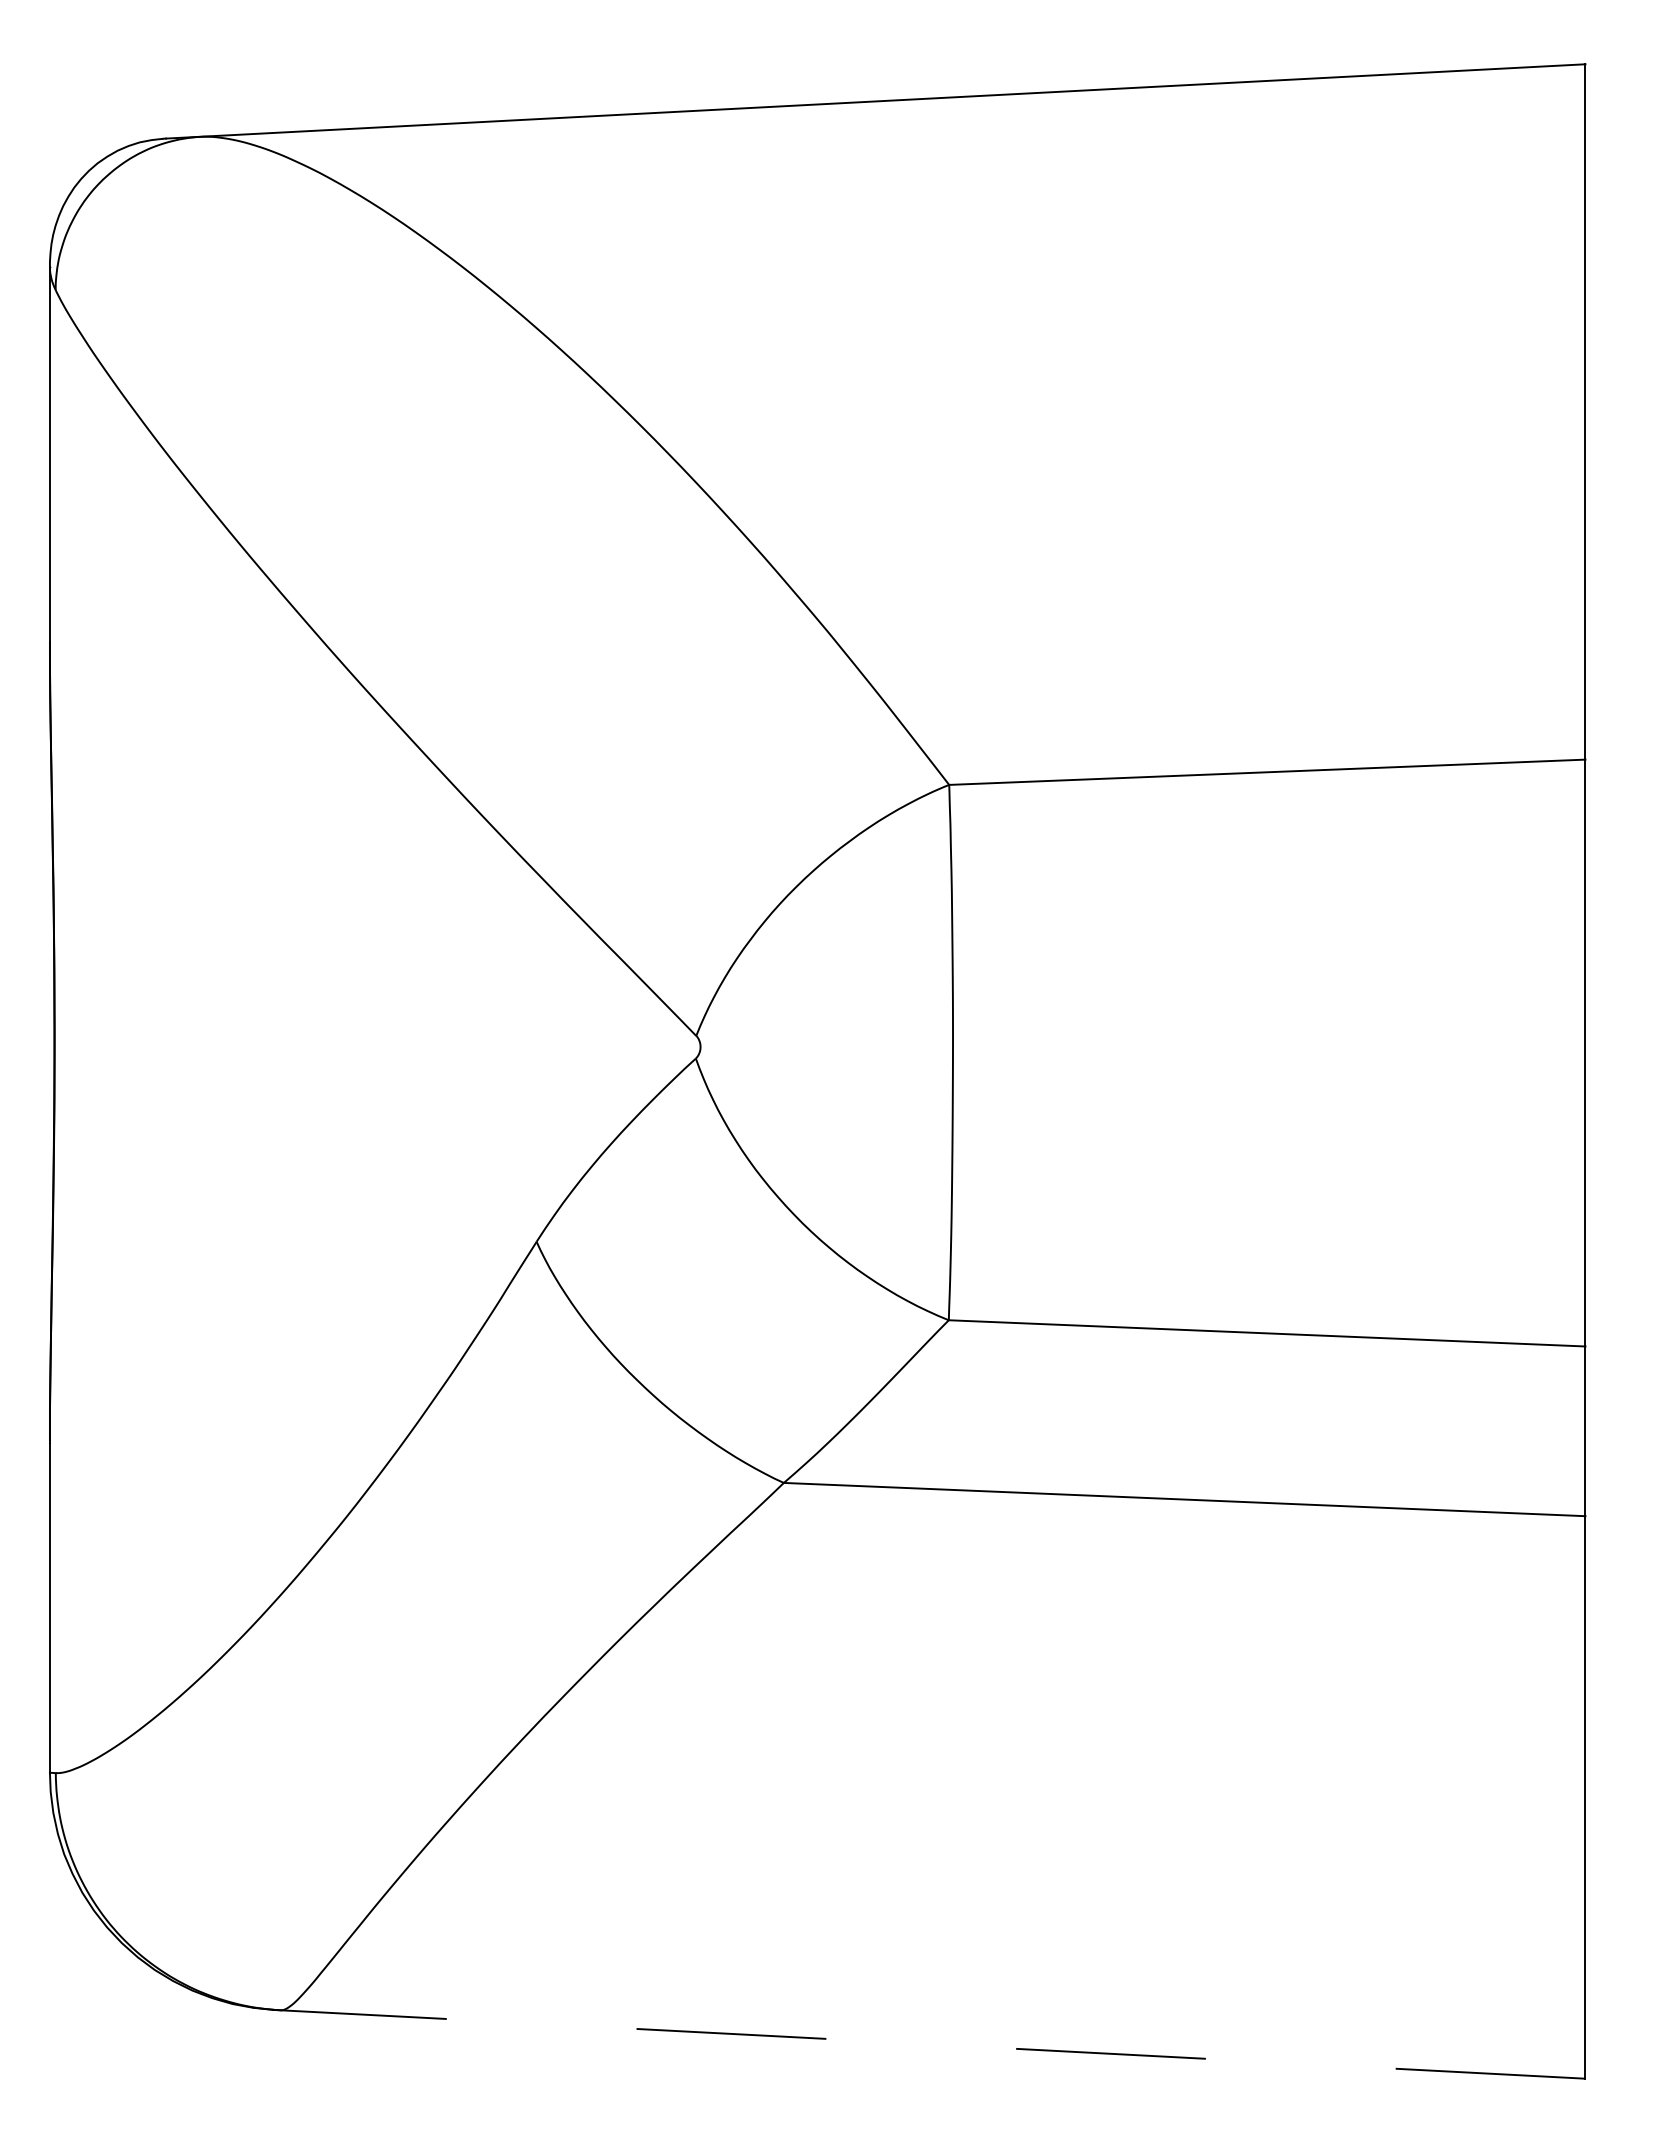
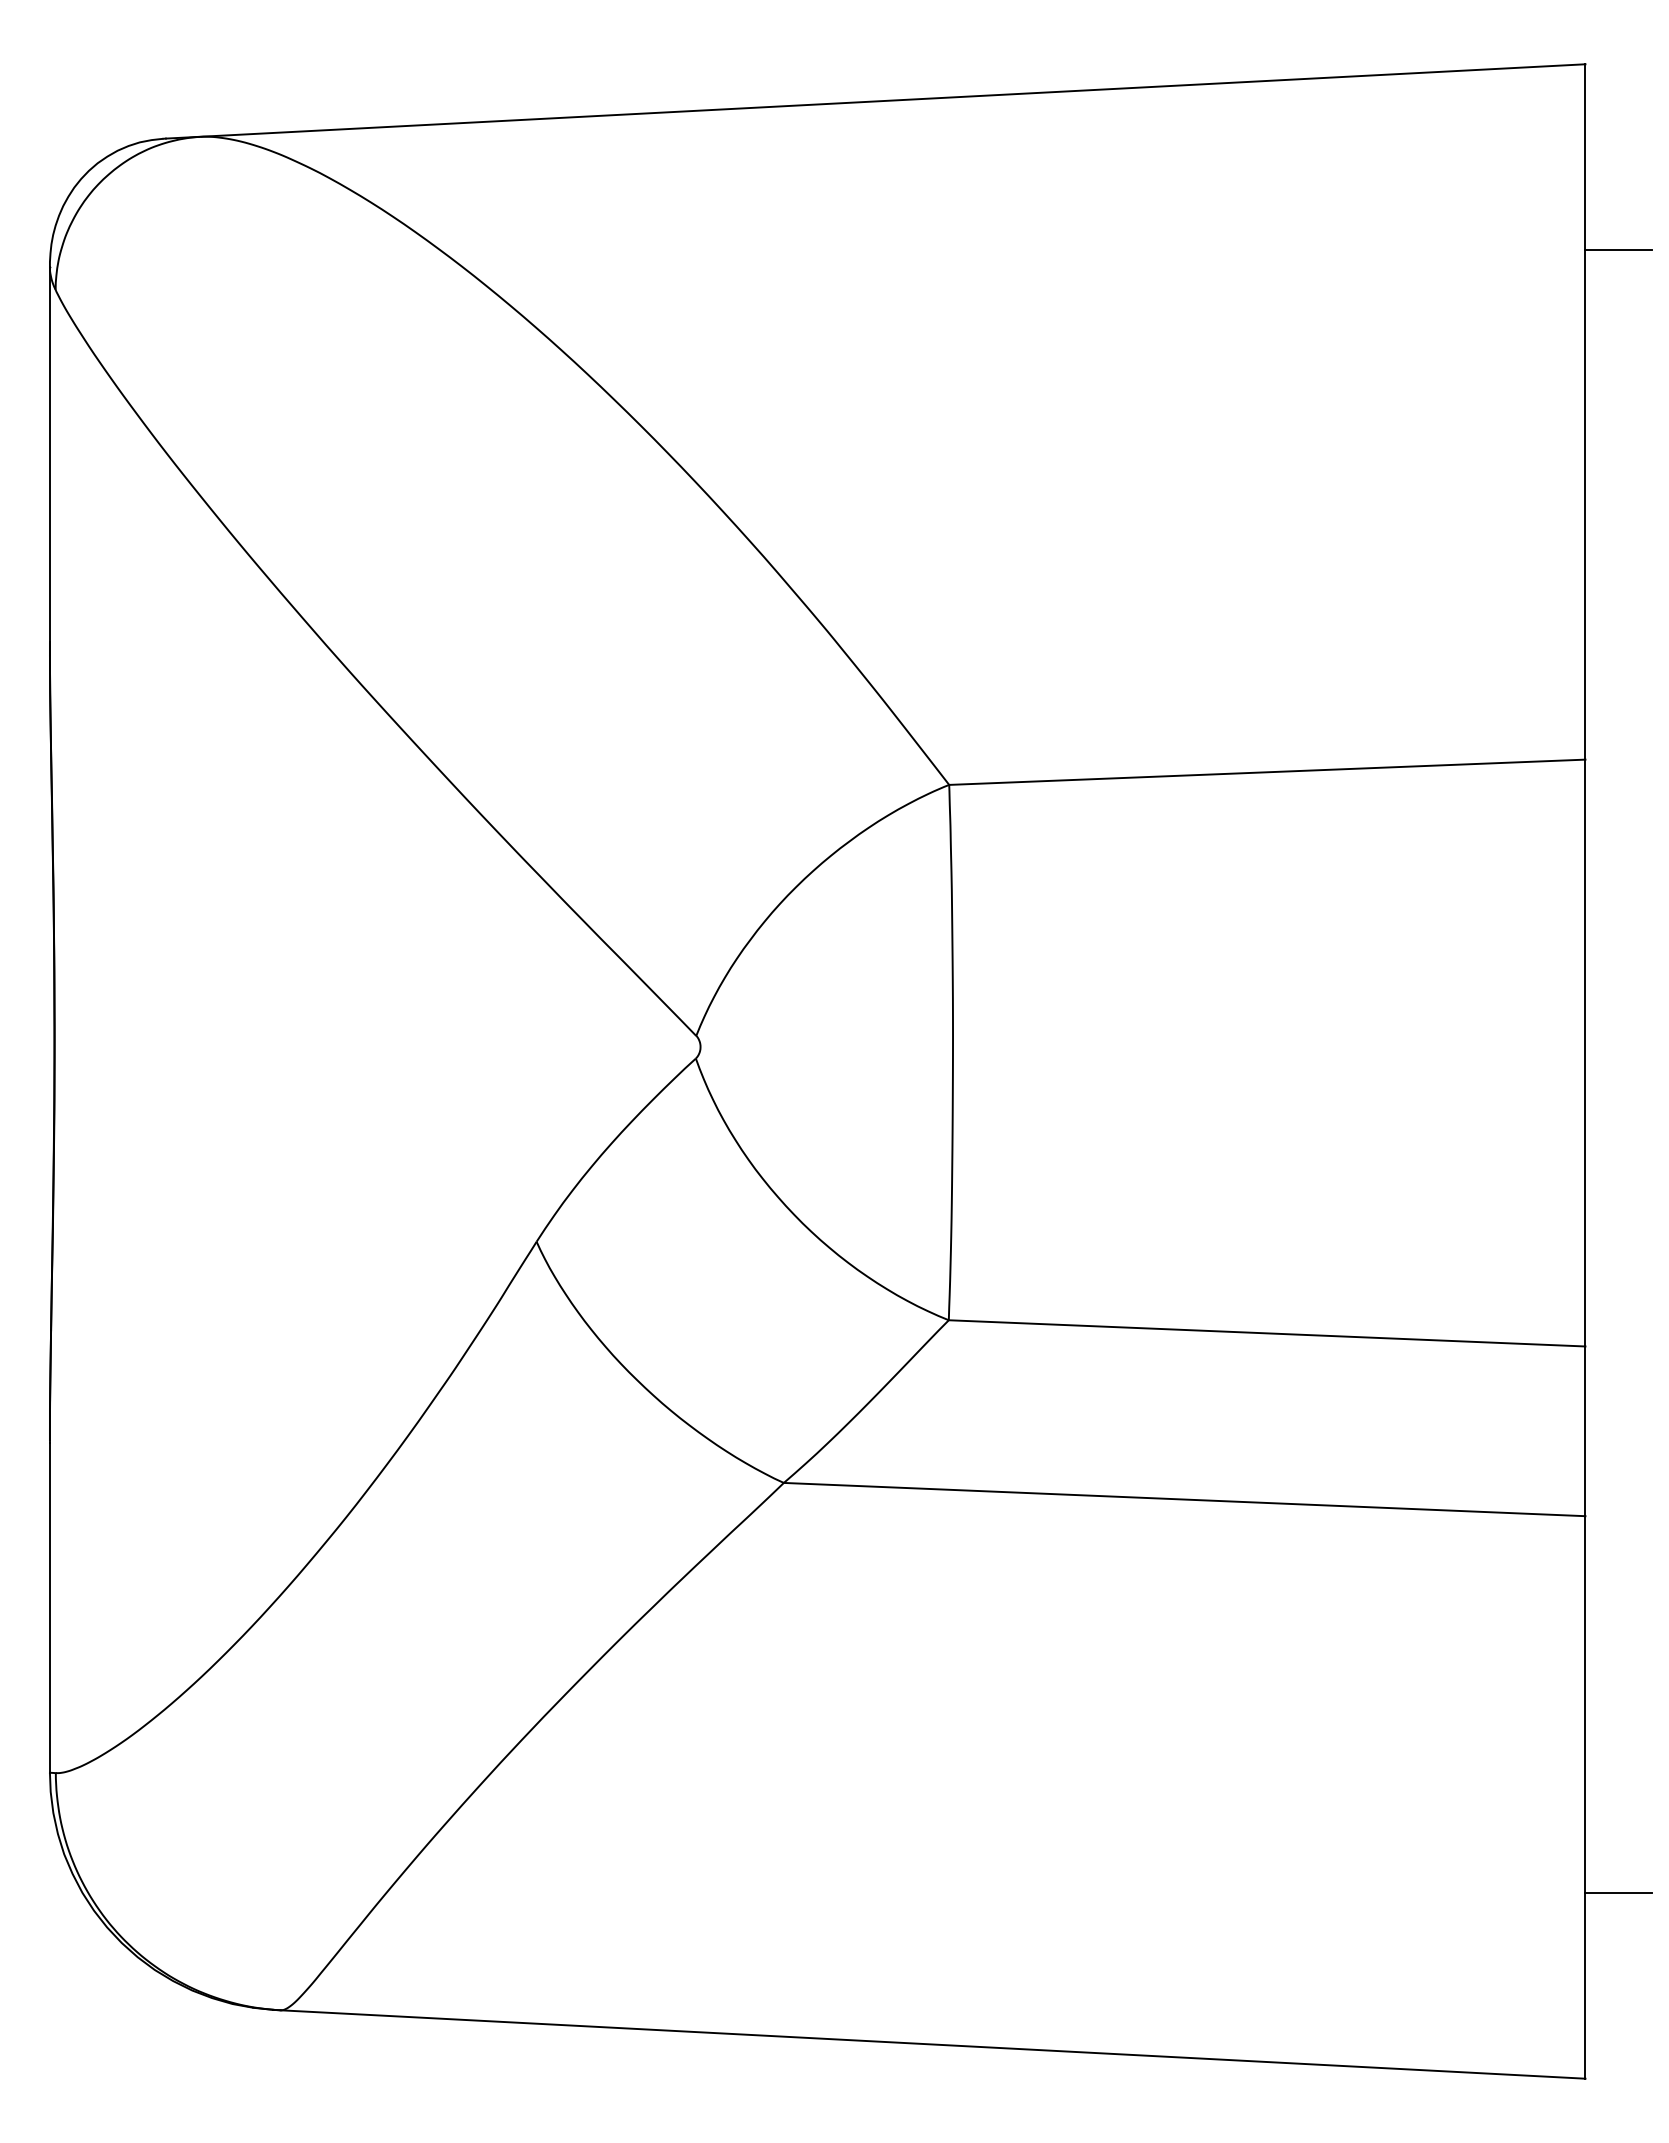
line: none -> present (1618, 249)
line: none -> present (1618, 1893)
line: dashed -> solid (932, 2044)
